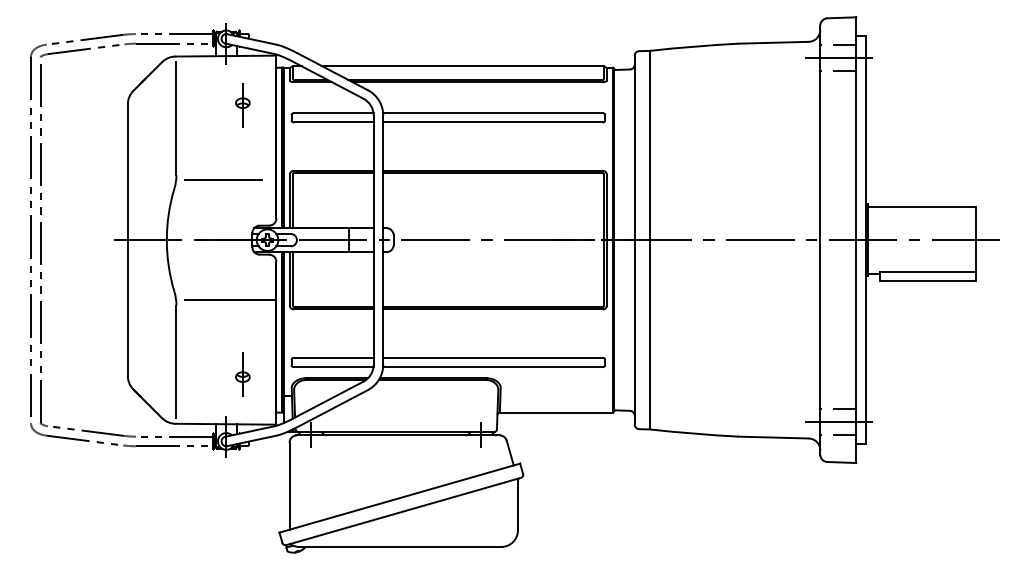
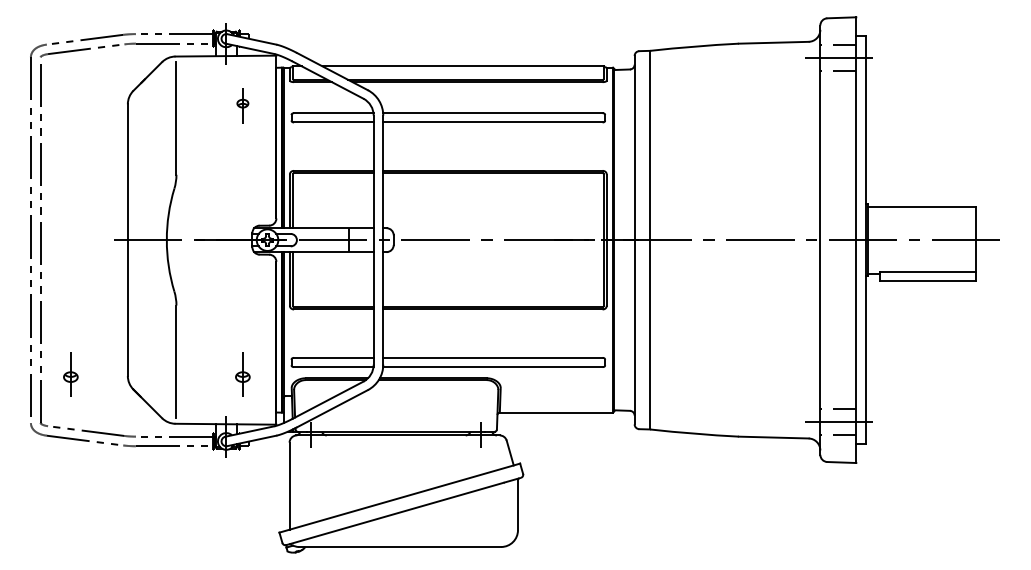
part size: 16x45 px -> 14x36 px (242, 105)
line: present -> none (223, 179)
line: present -> none (230, 300)
part: none -> present (70, 374)
